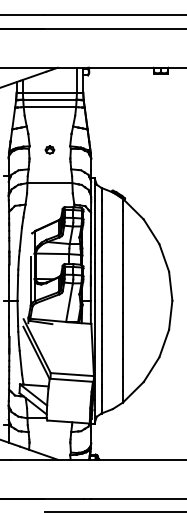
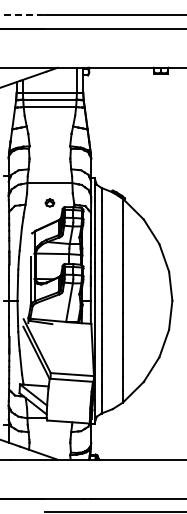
line: solid -> dashed (22, 15)
part position: (49, 149) -> (49, 202) (49, 202)
